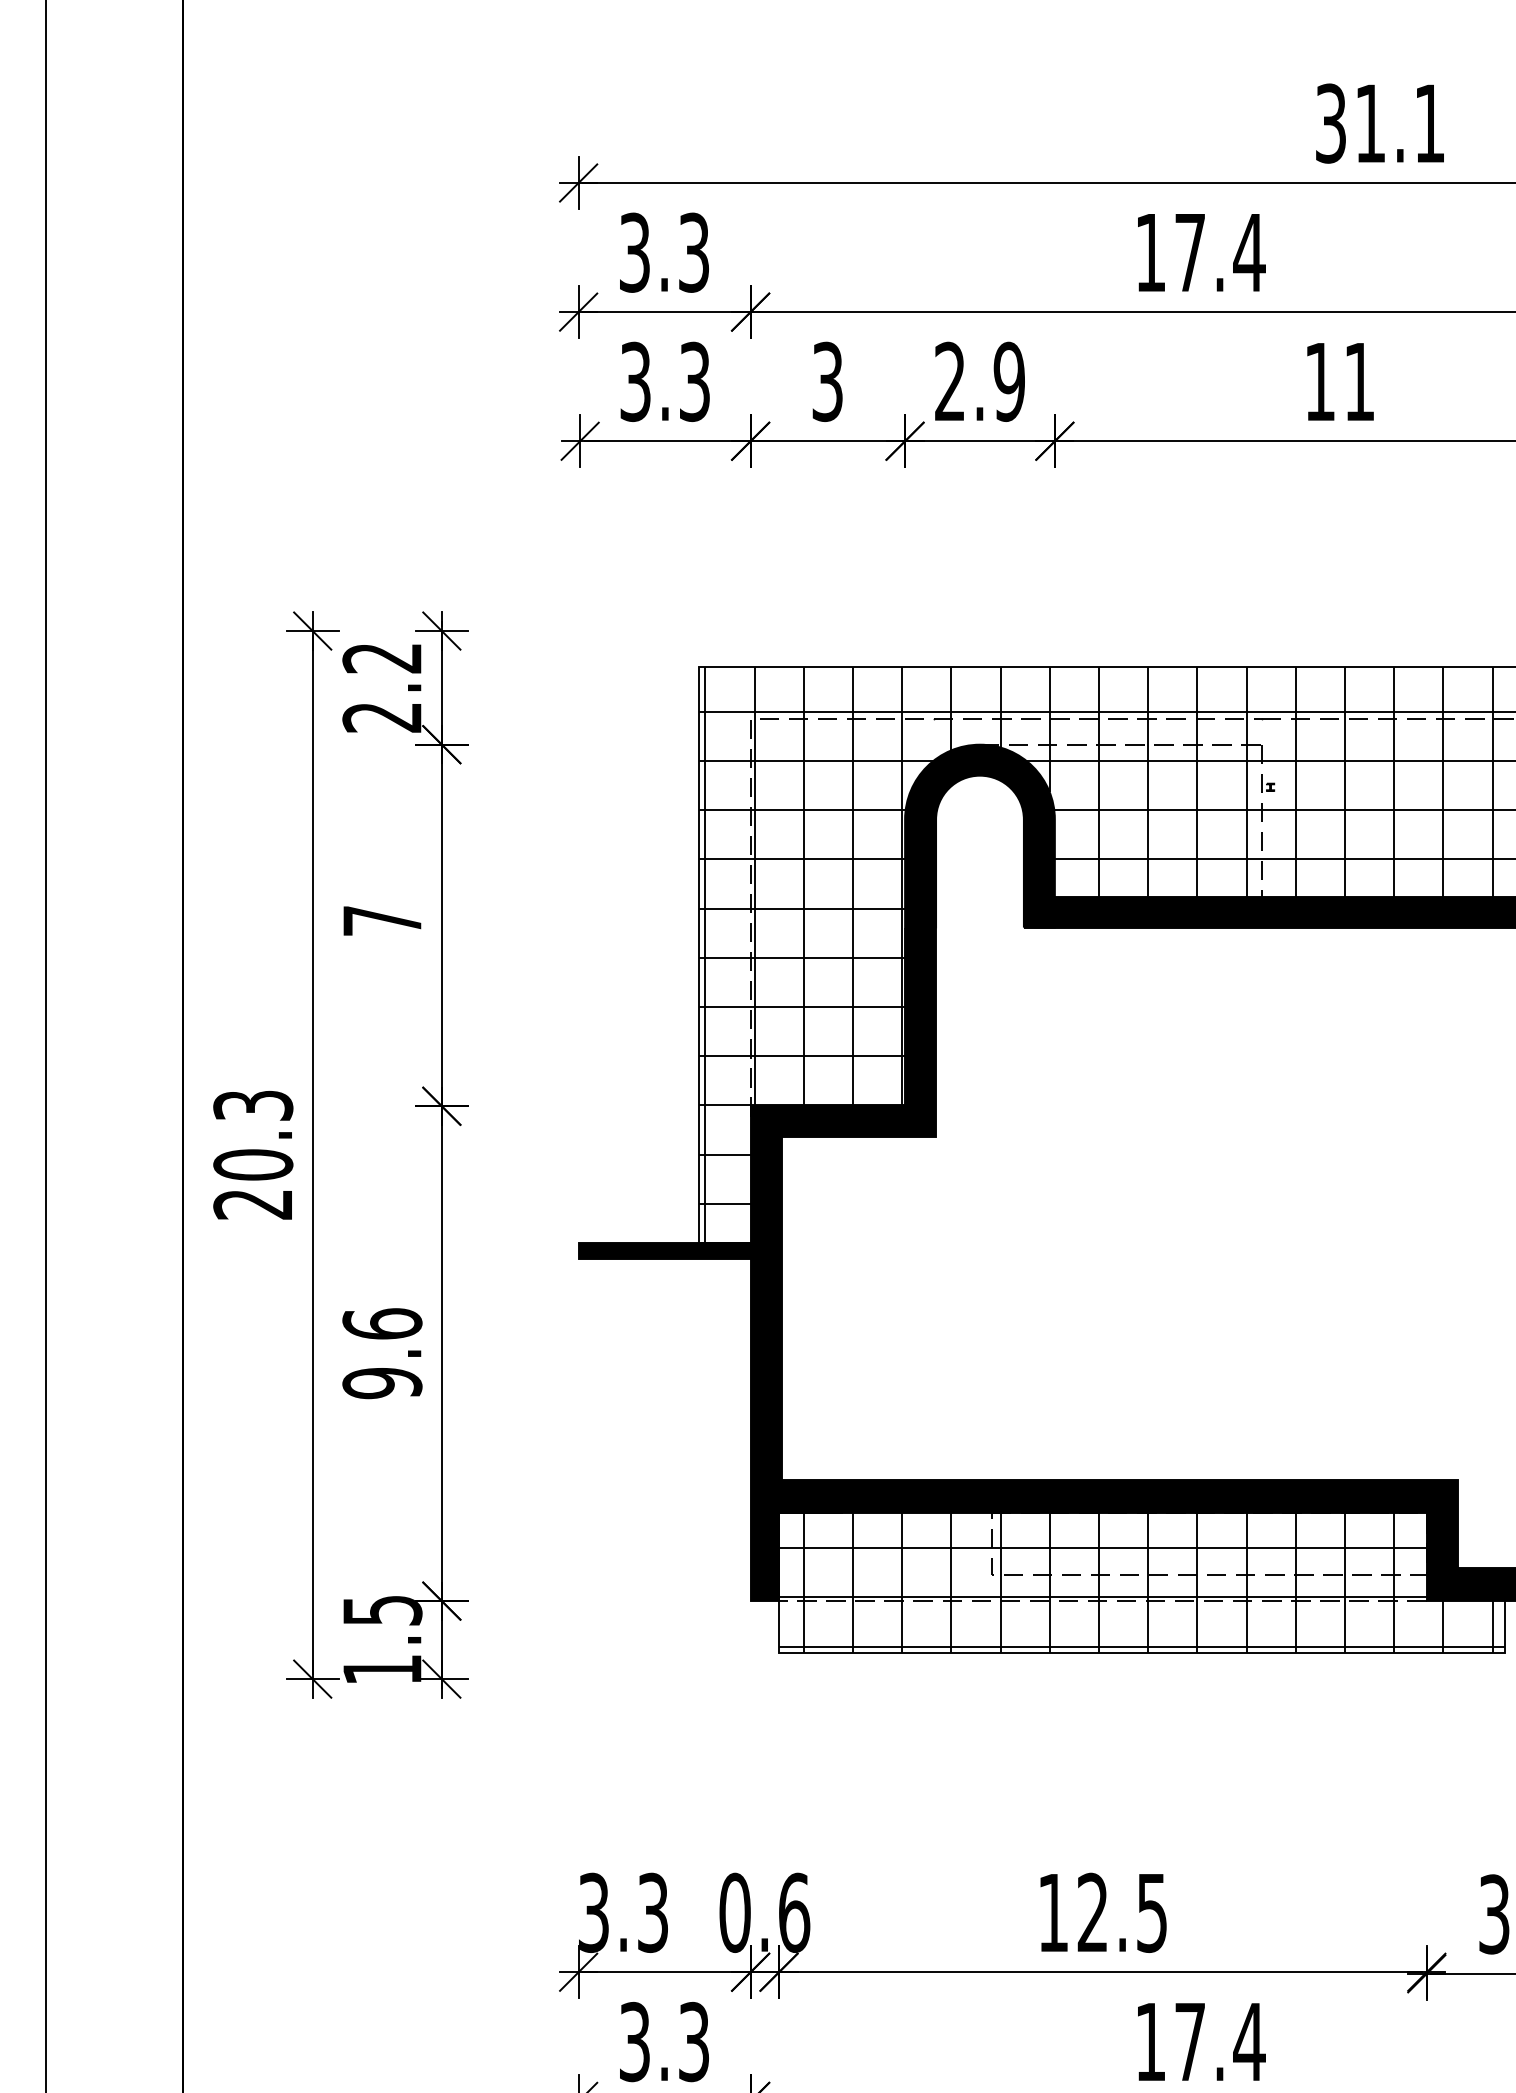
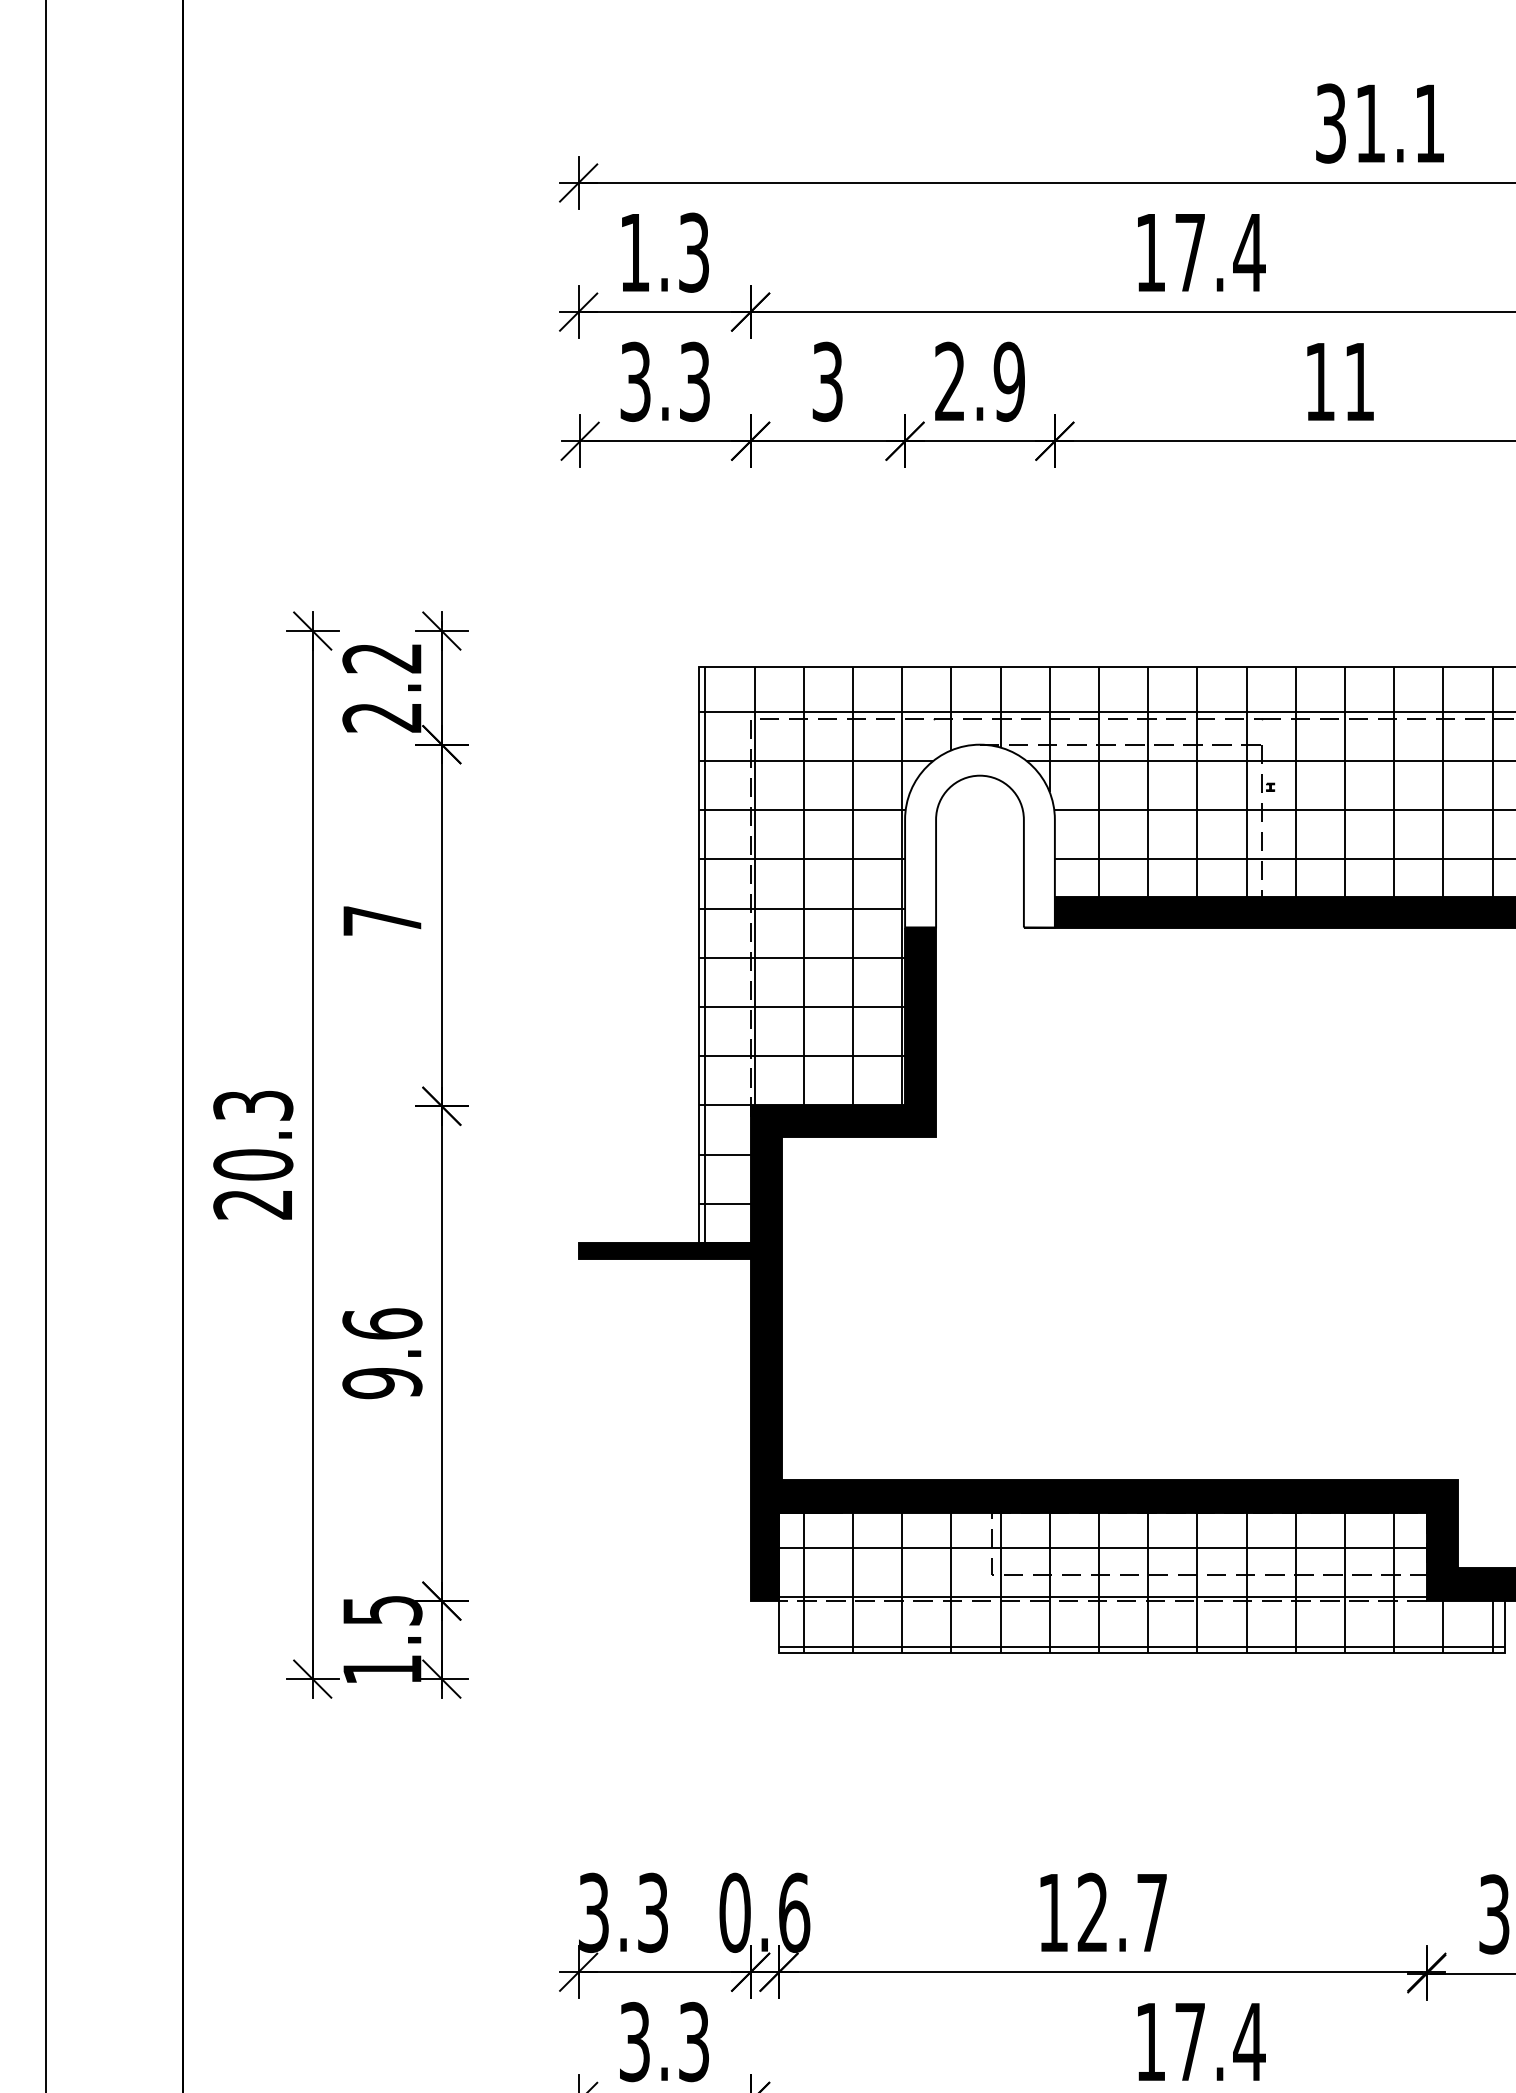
text: 3.3 -> 1.3 (634, 252)
fill: present -> none (979, 835)
text: 12.5 -> 12.7 (1151, 1913)
